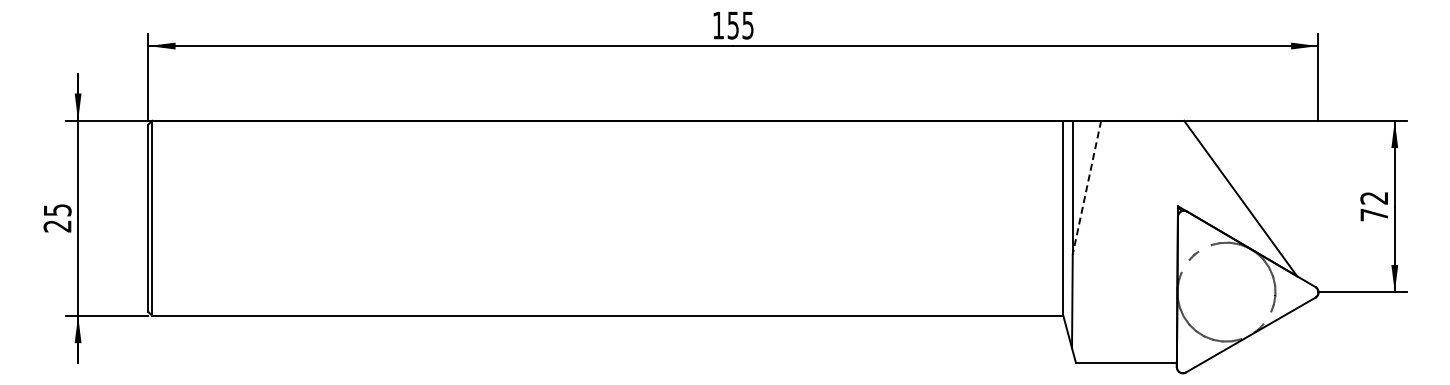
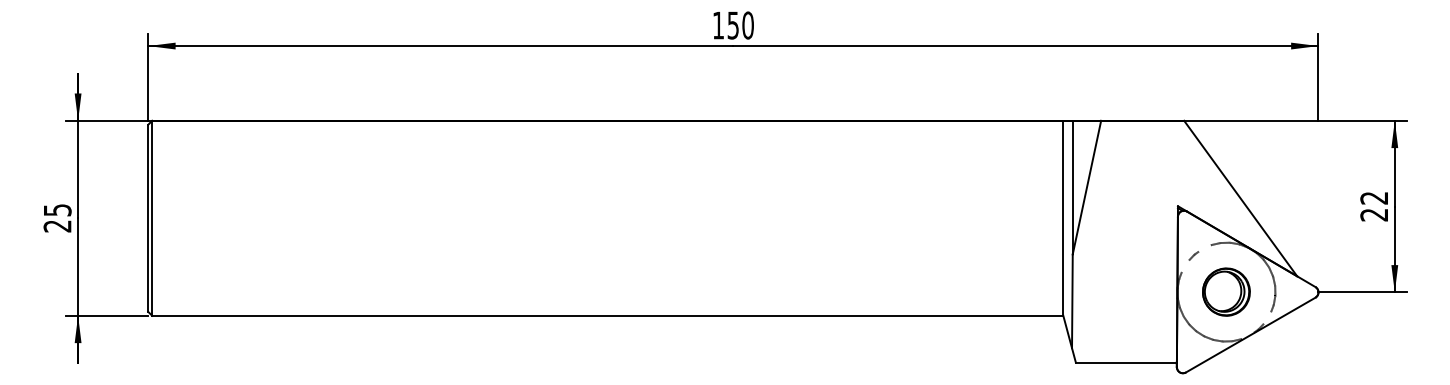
text: 155 -> 150 (747, 25)
line: dashed -> solid (1086, 188)
text: 72 -> 22 (1373, 214)
part: none -> present (1226, 291)
